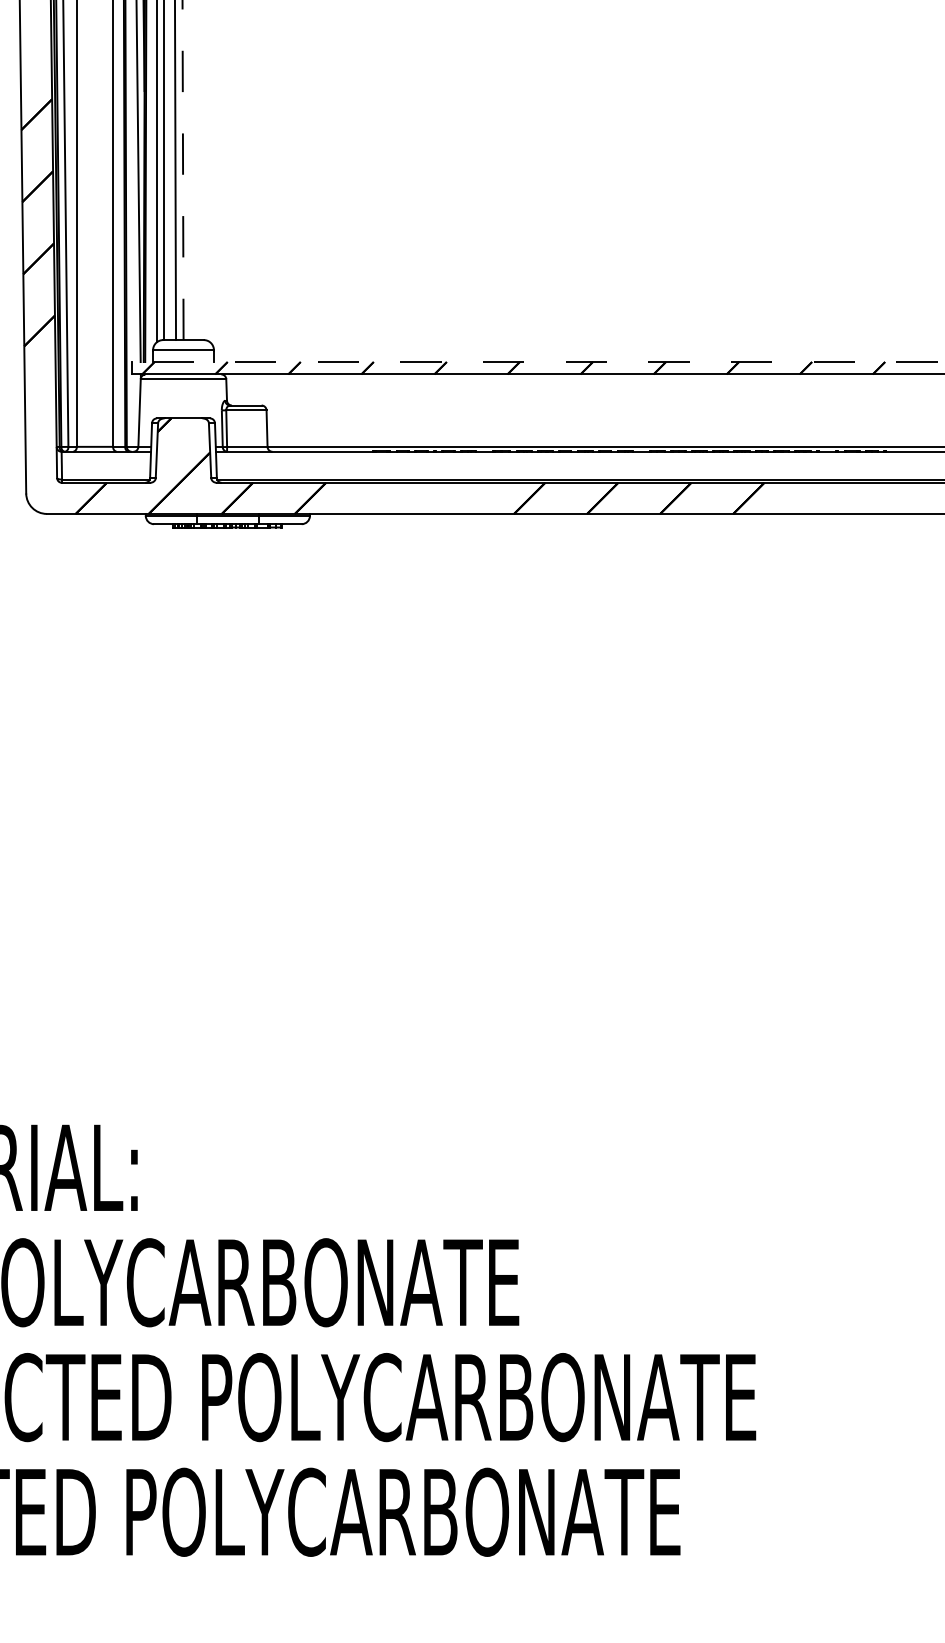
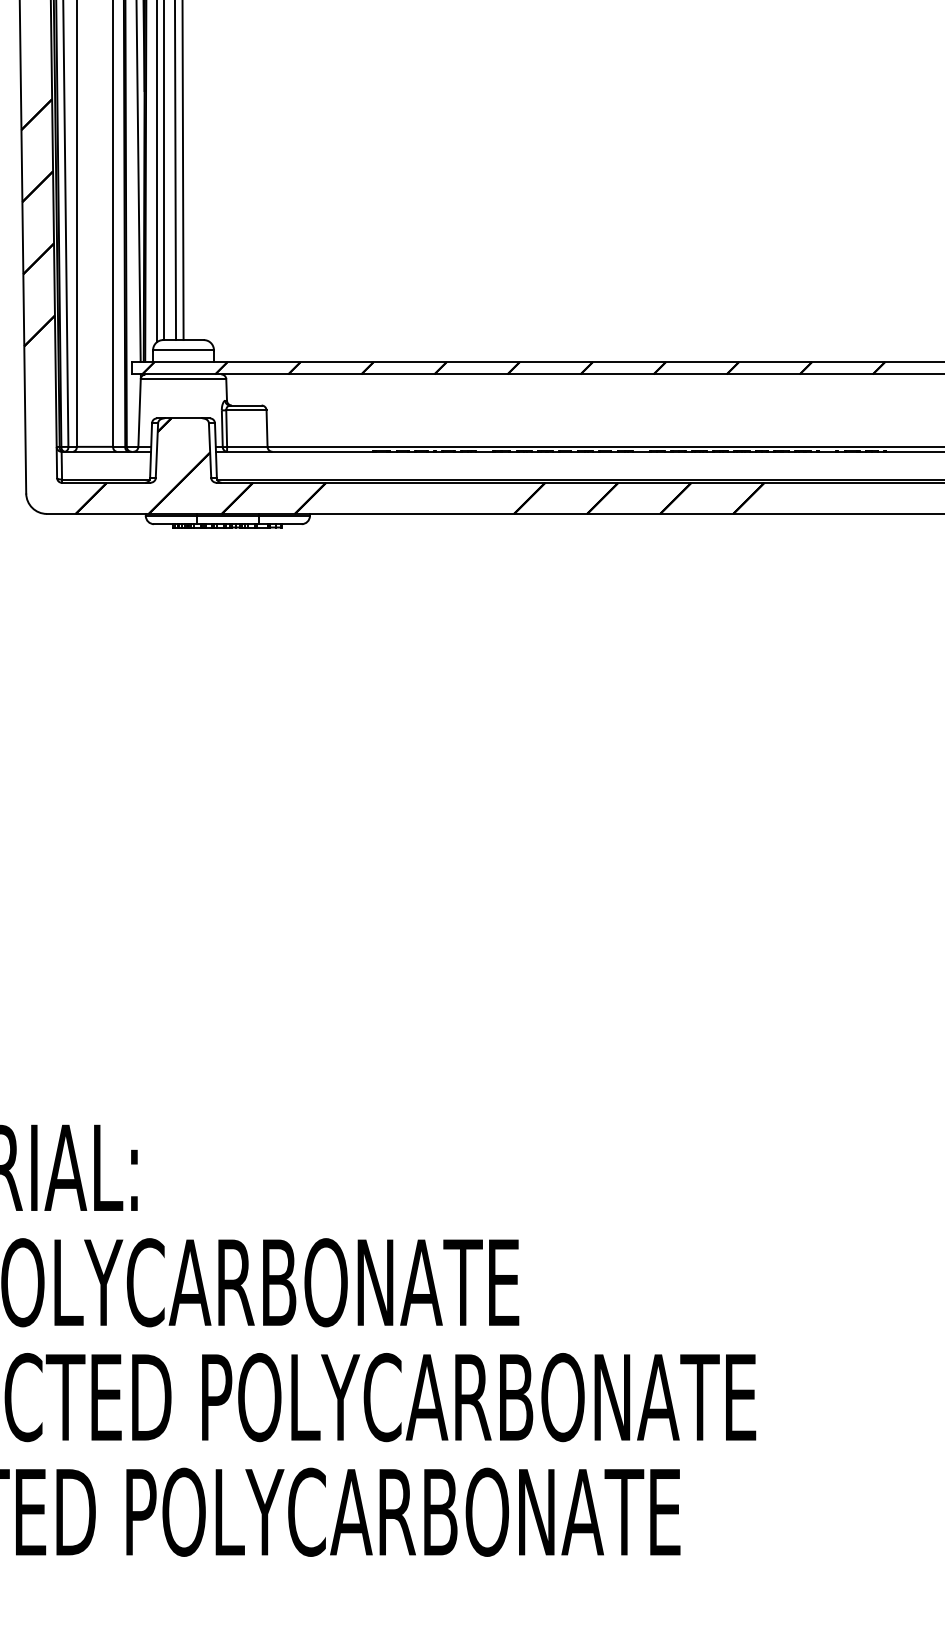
line: dashed -> solid (183, 170)
line: dashed -> solid (537, 362)
